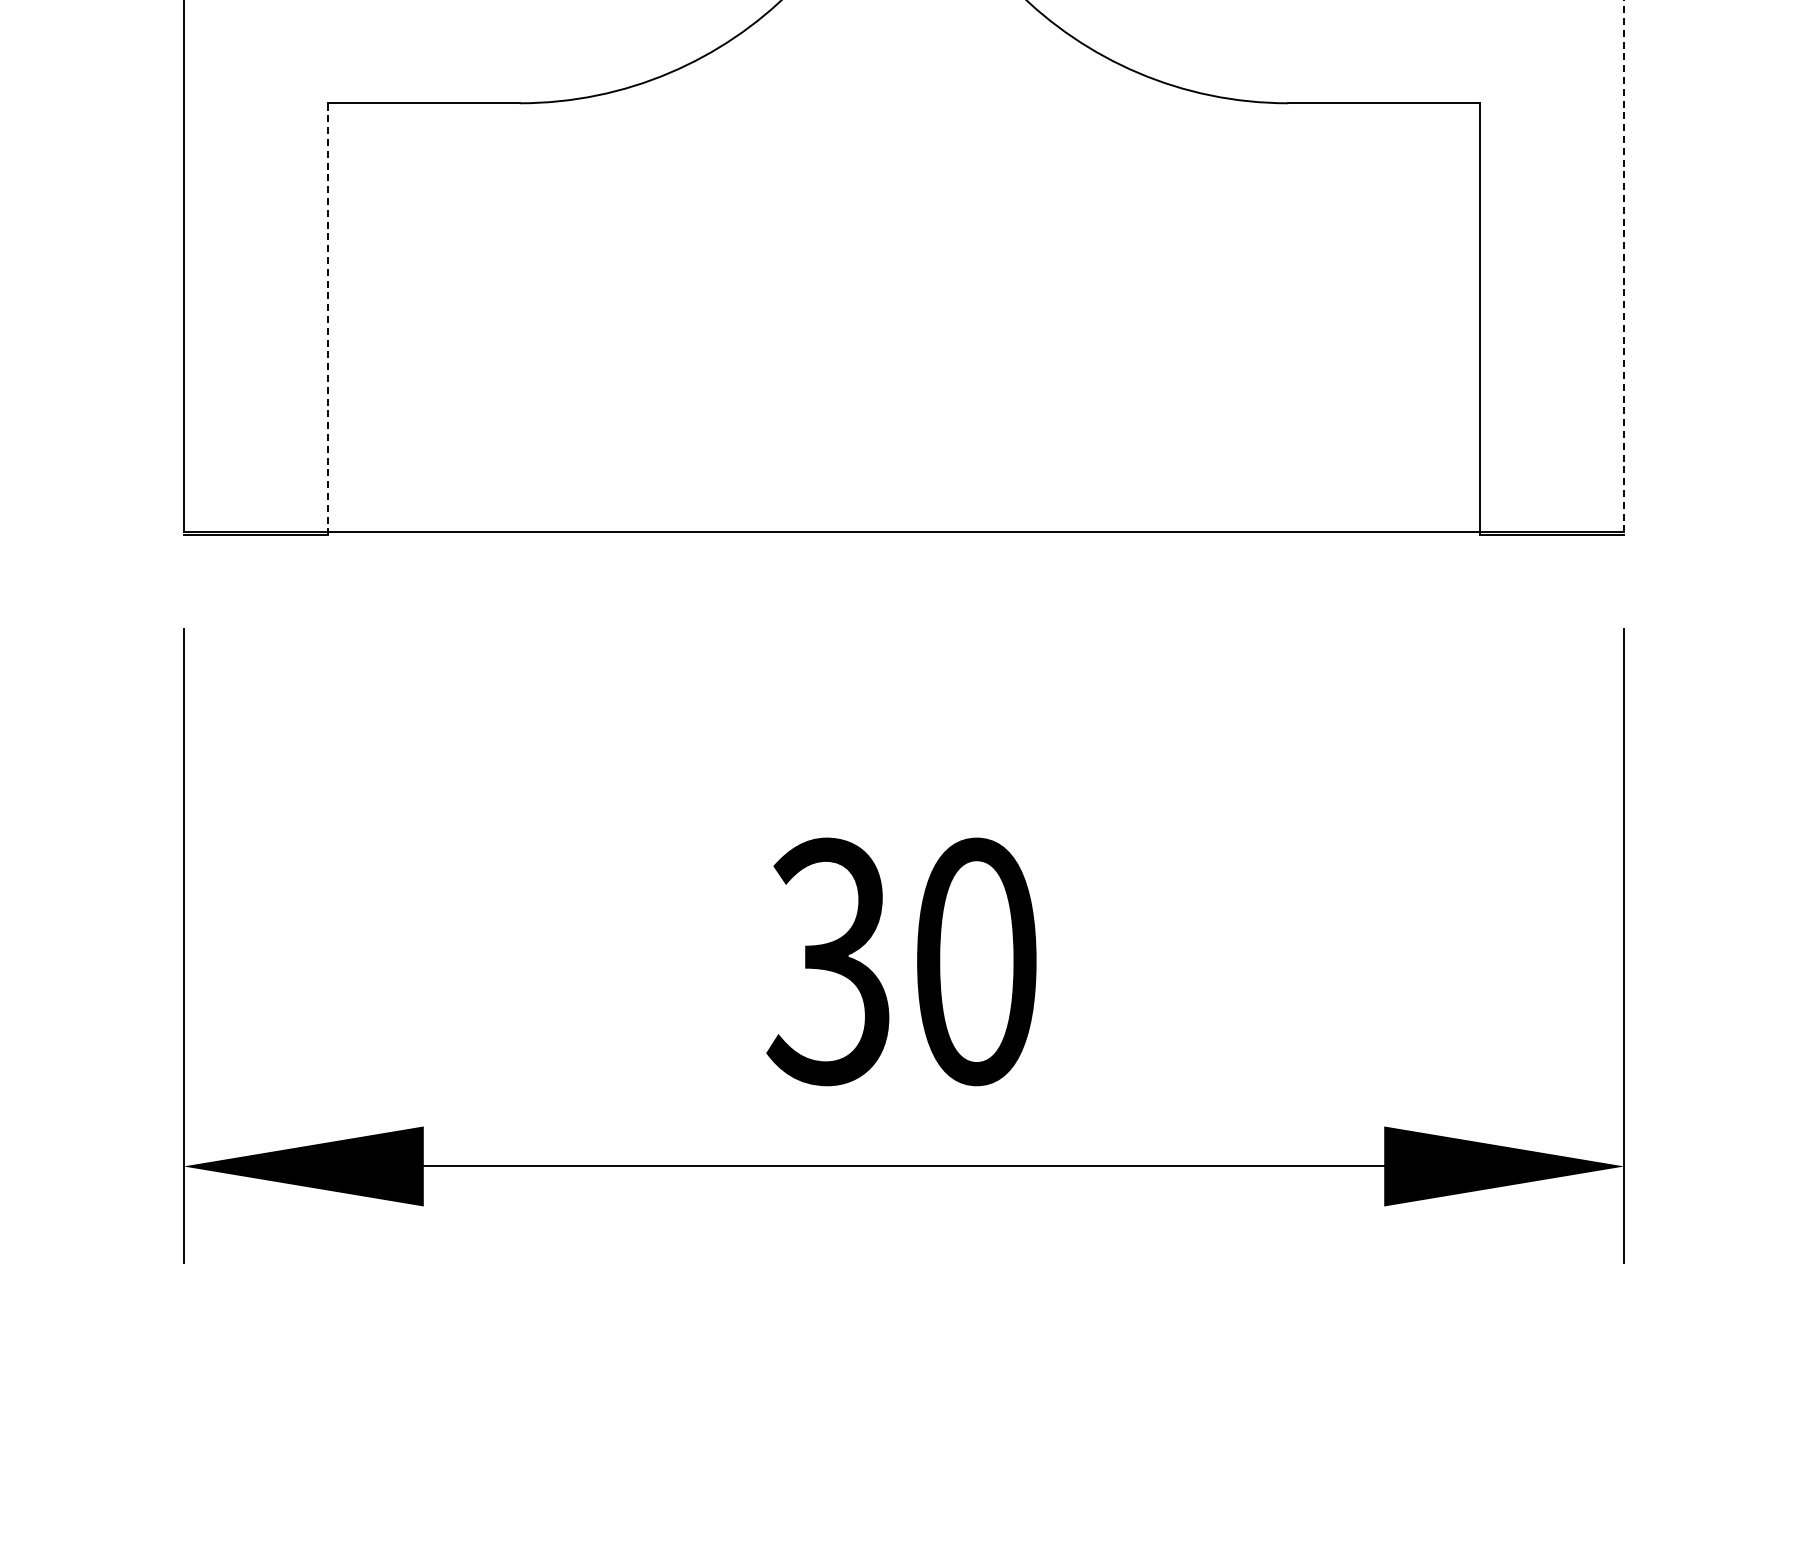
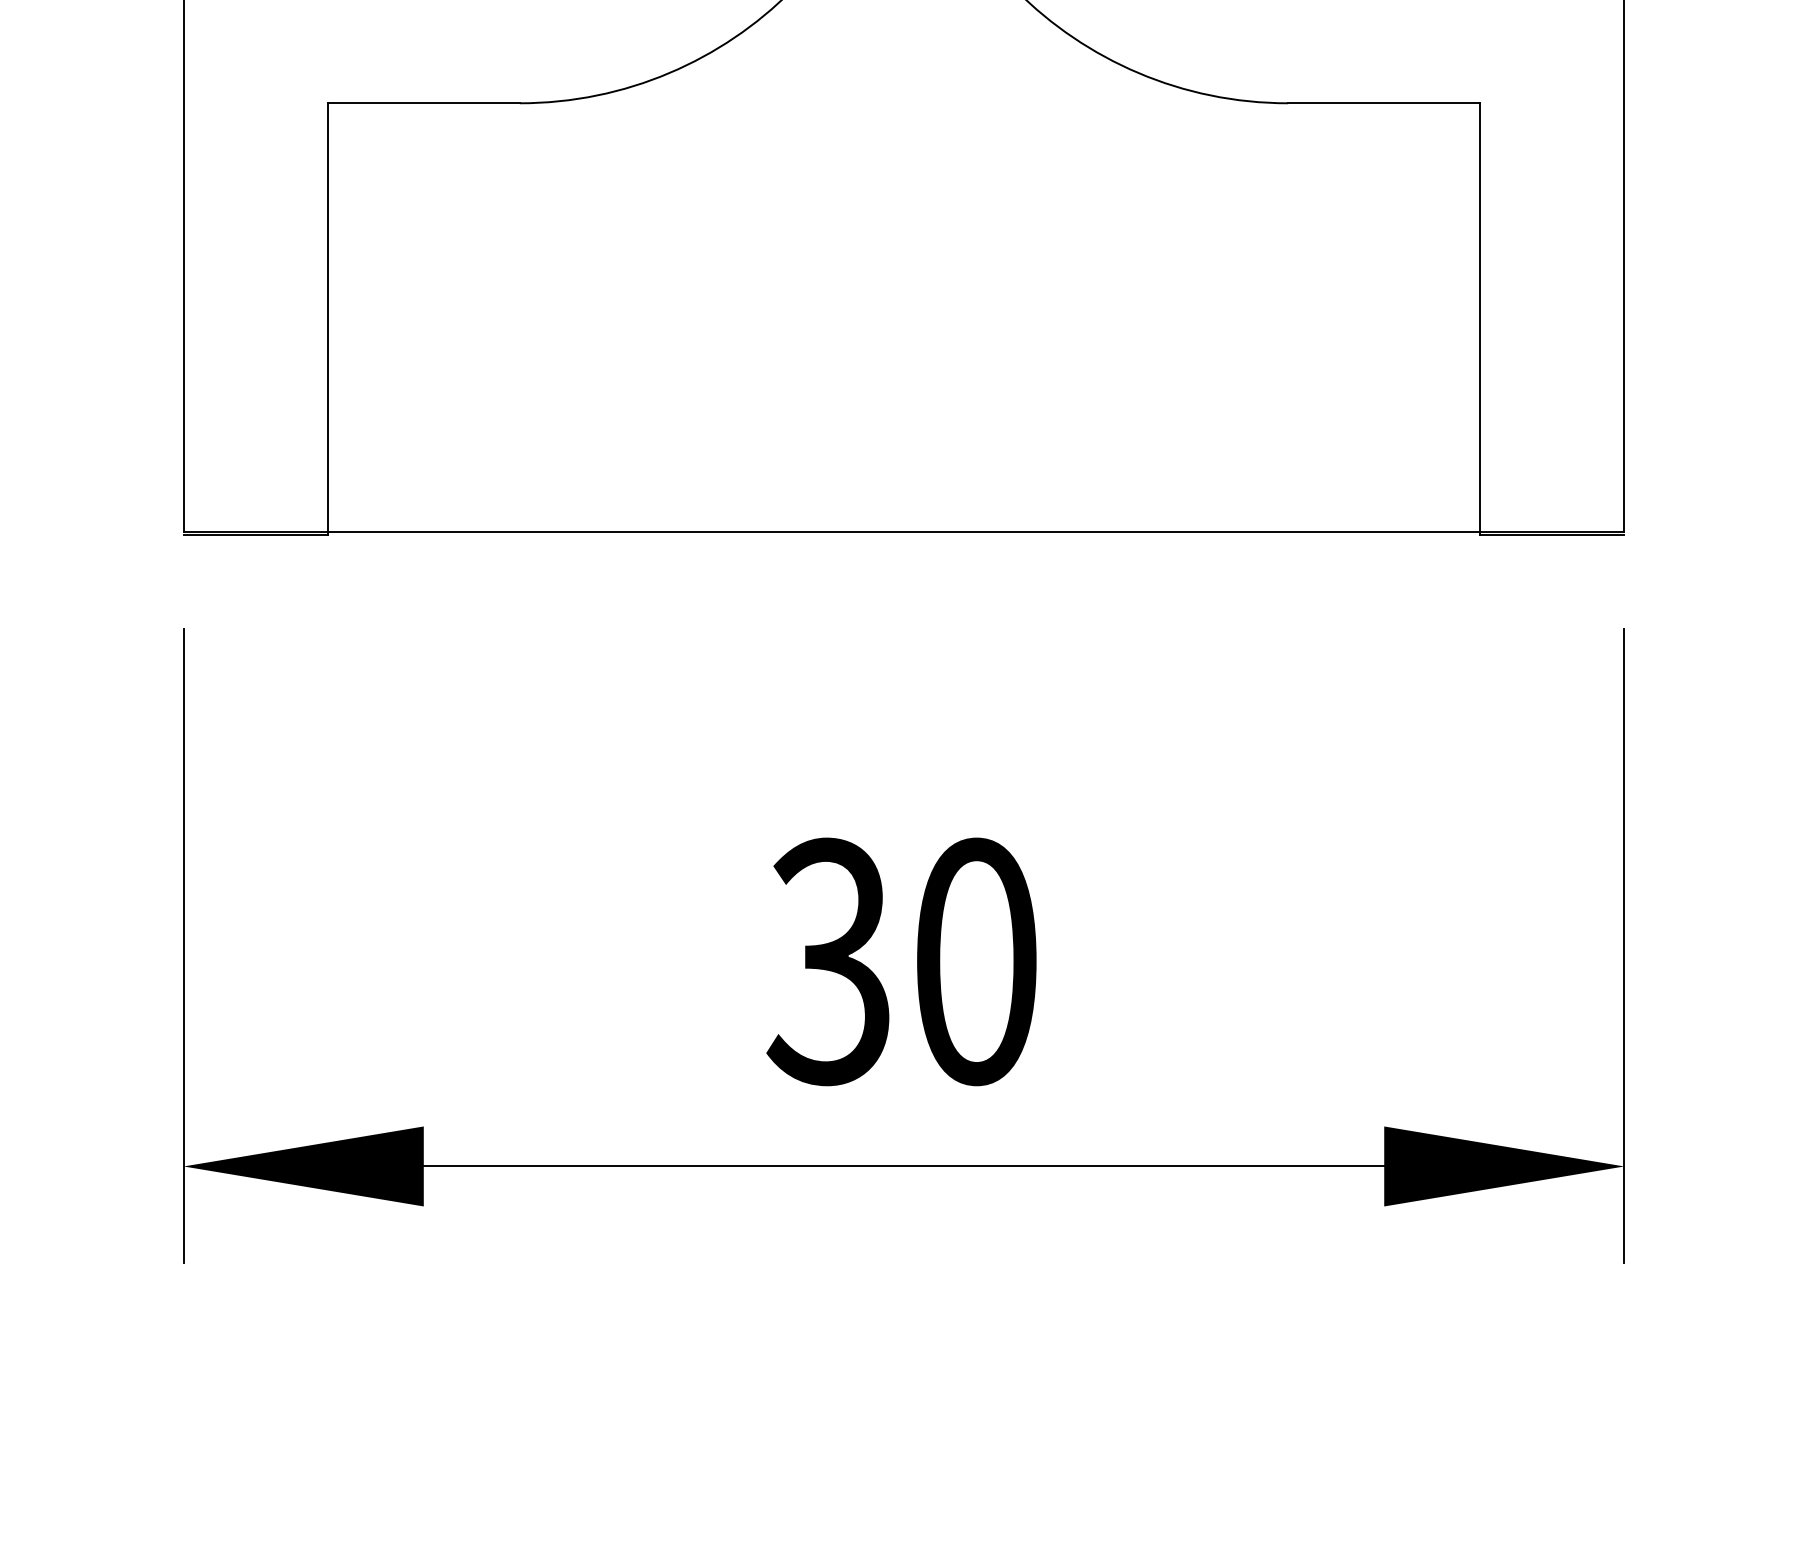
line: dashed -> solid (1624, 266)
line: dashed -> solid (327, 318)
